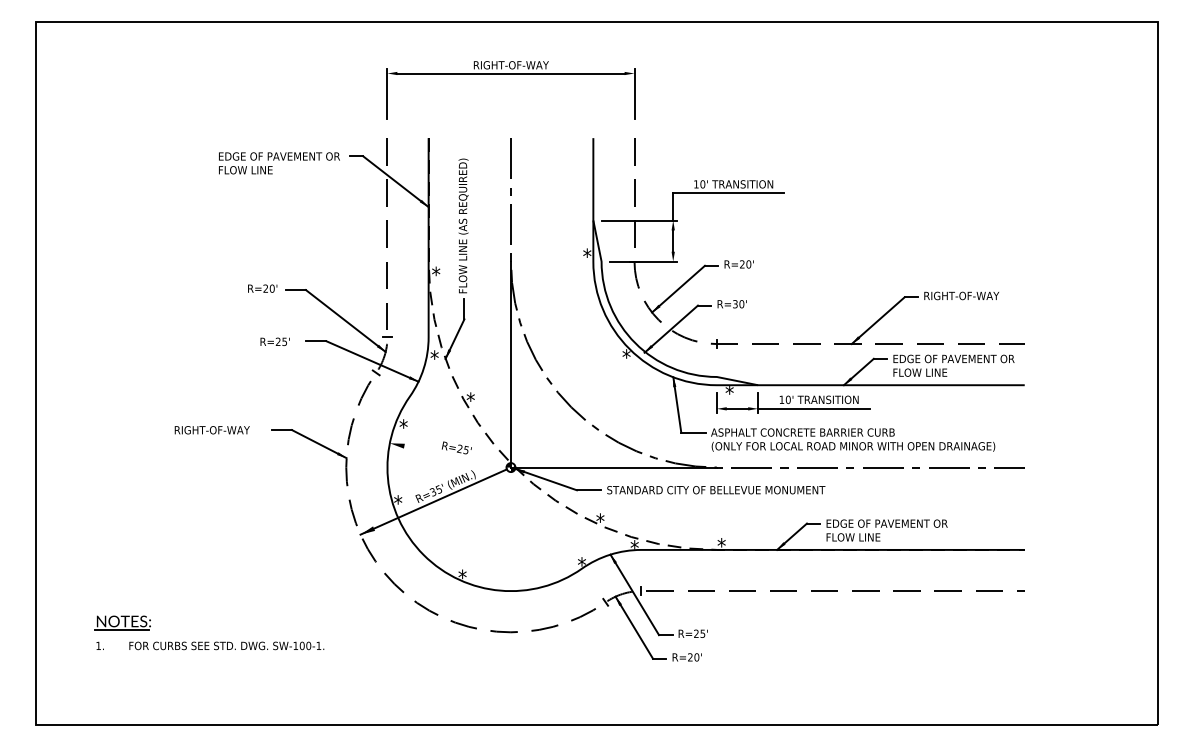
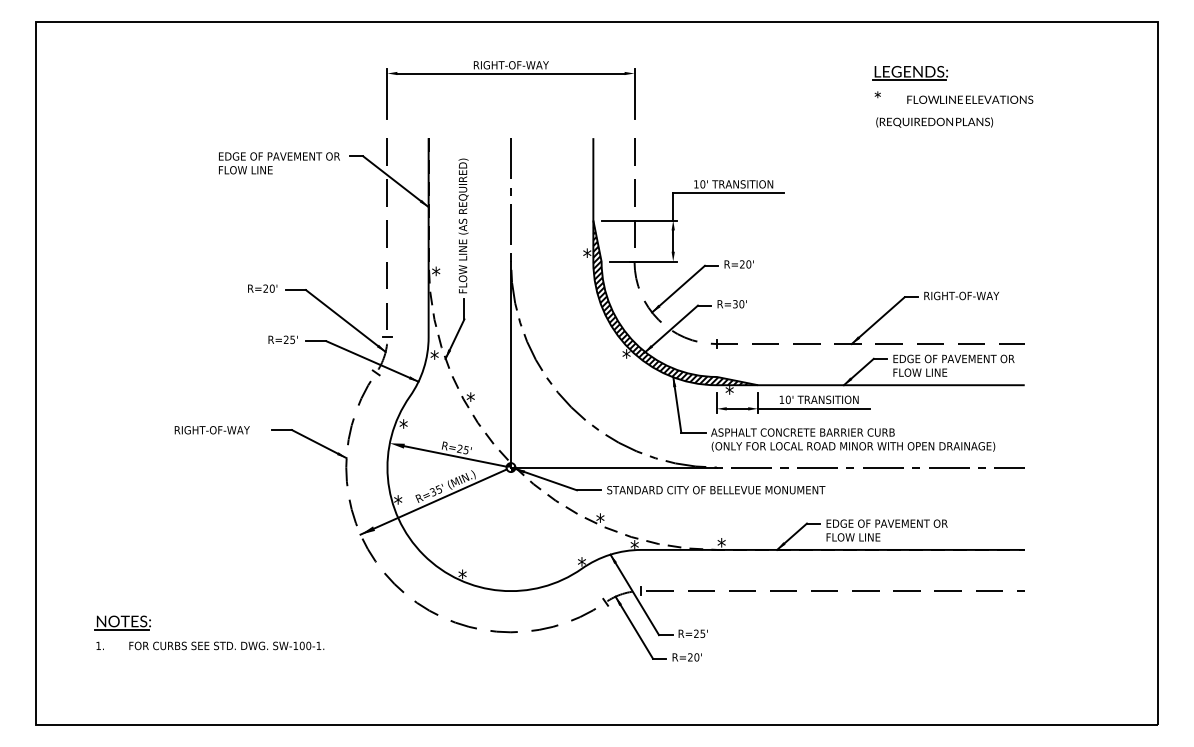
part: none -> present (952, 96)
hatch: none -> present (675, 303)
text position: (274, 341) -> (282, 339) (282, 339)
line: none -> present (455, 456)
